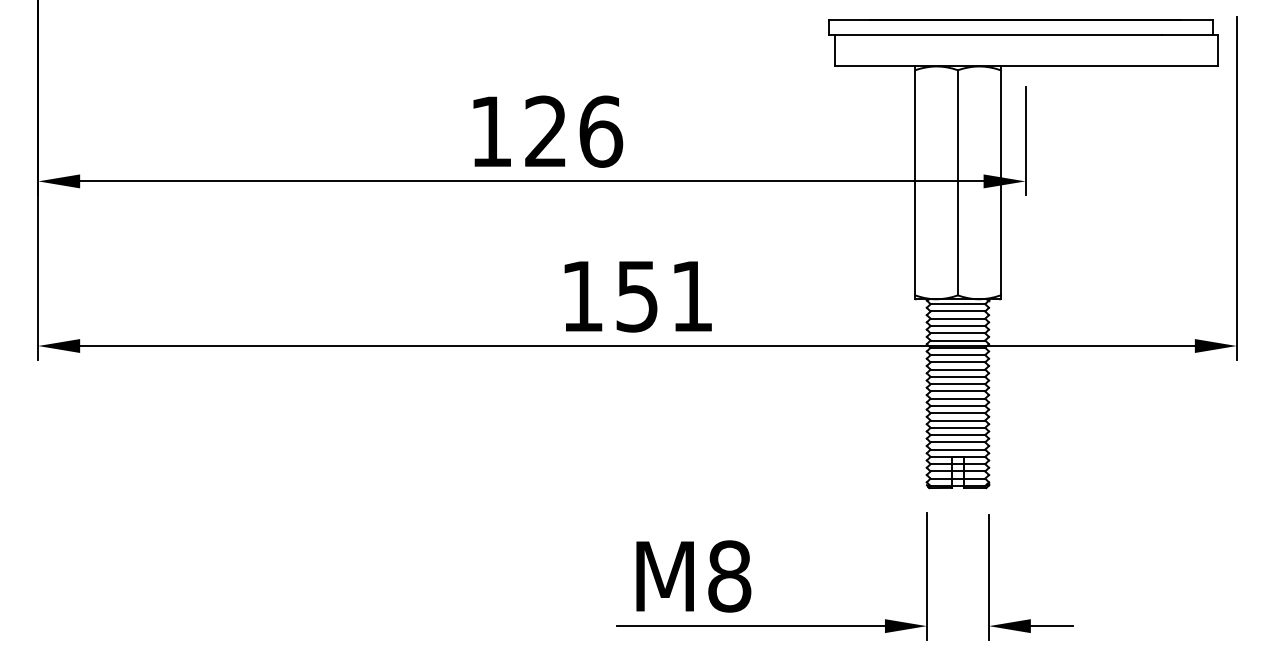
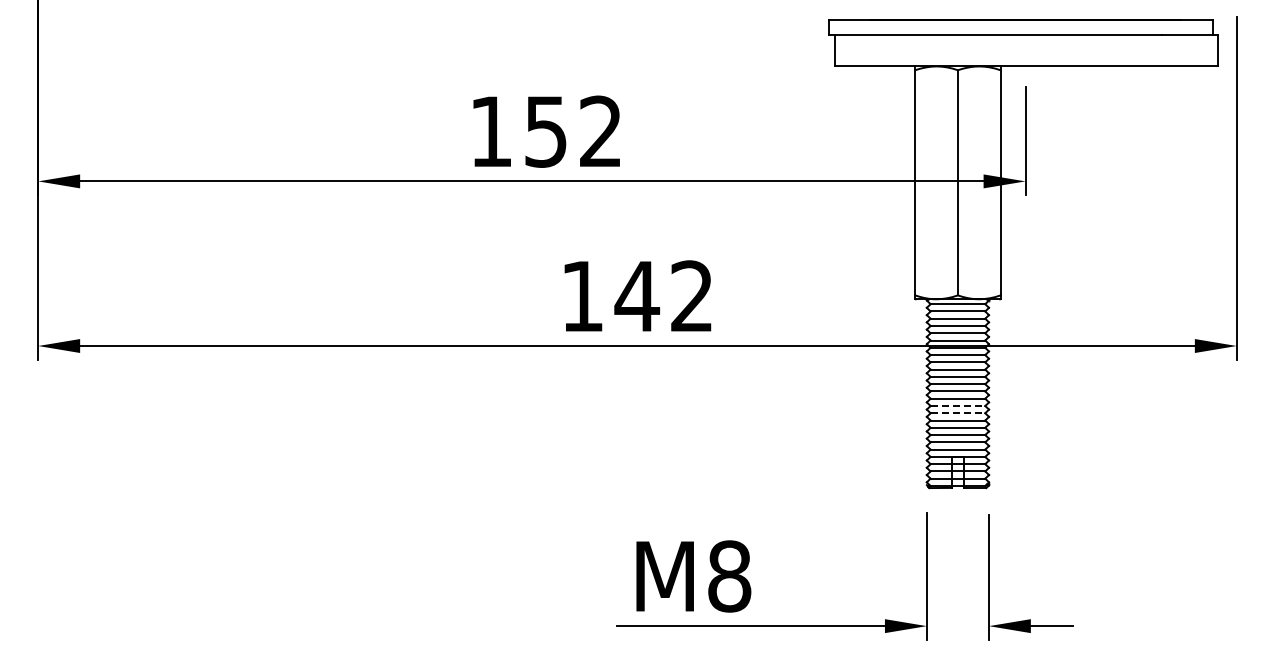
text: 126 -> 152 (574, 131)
text: 151 -> 142 (662, 296)
line: solid -> dashed (958, 406)
line: solid -> dashed (958, 413)
